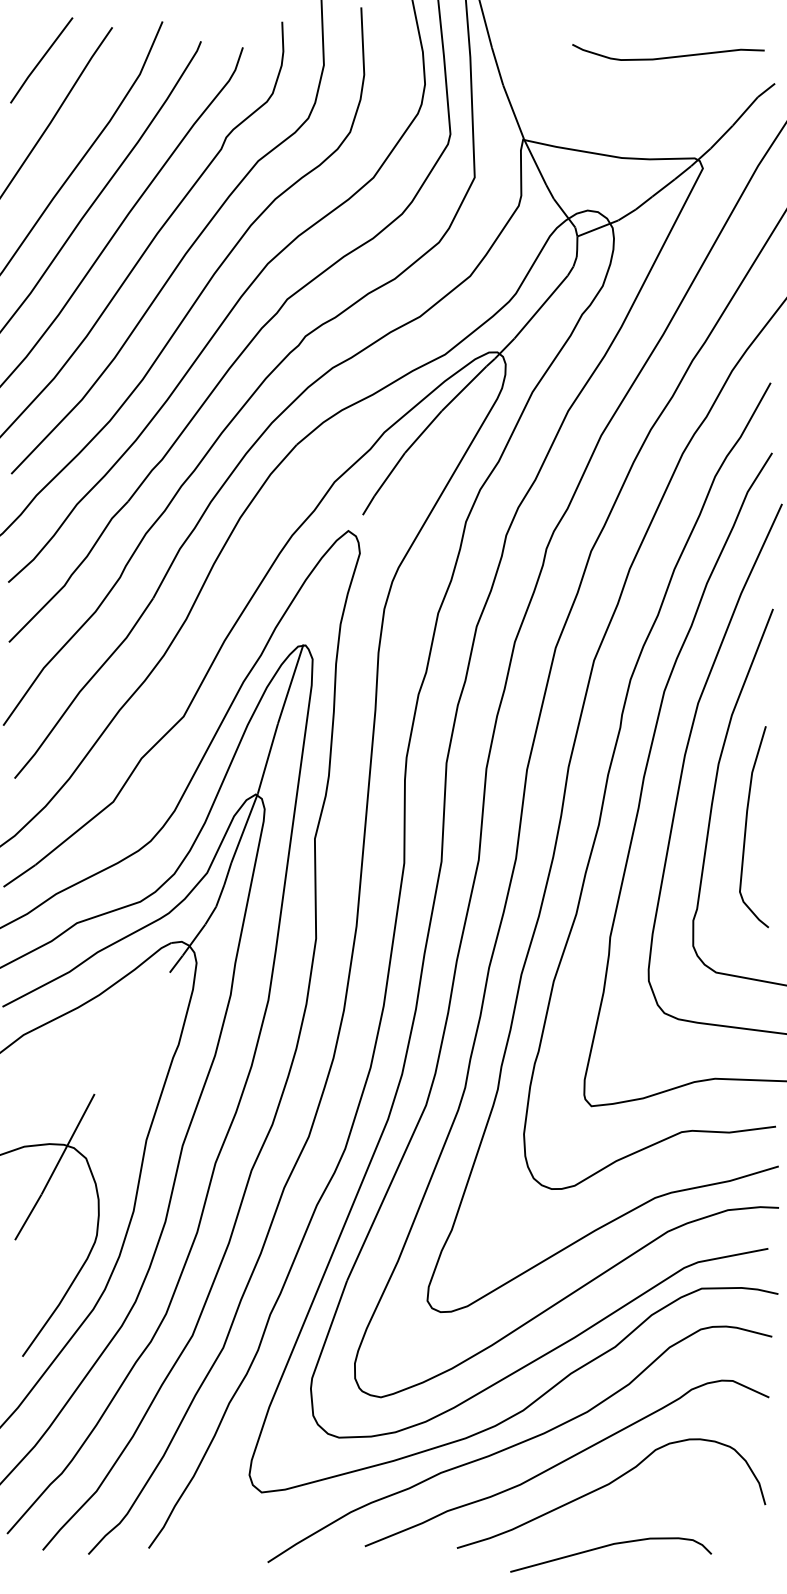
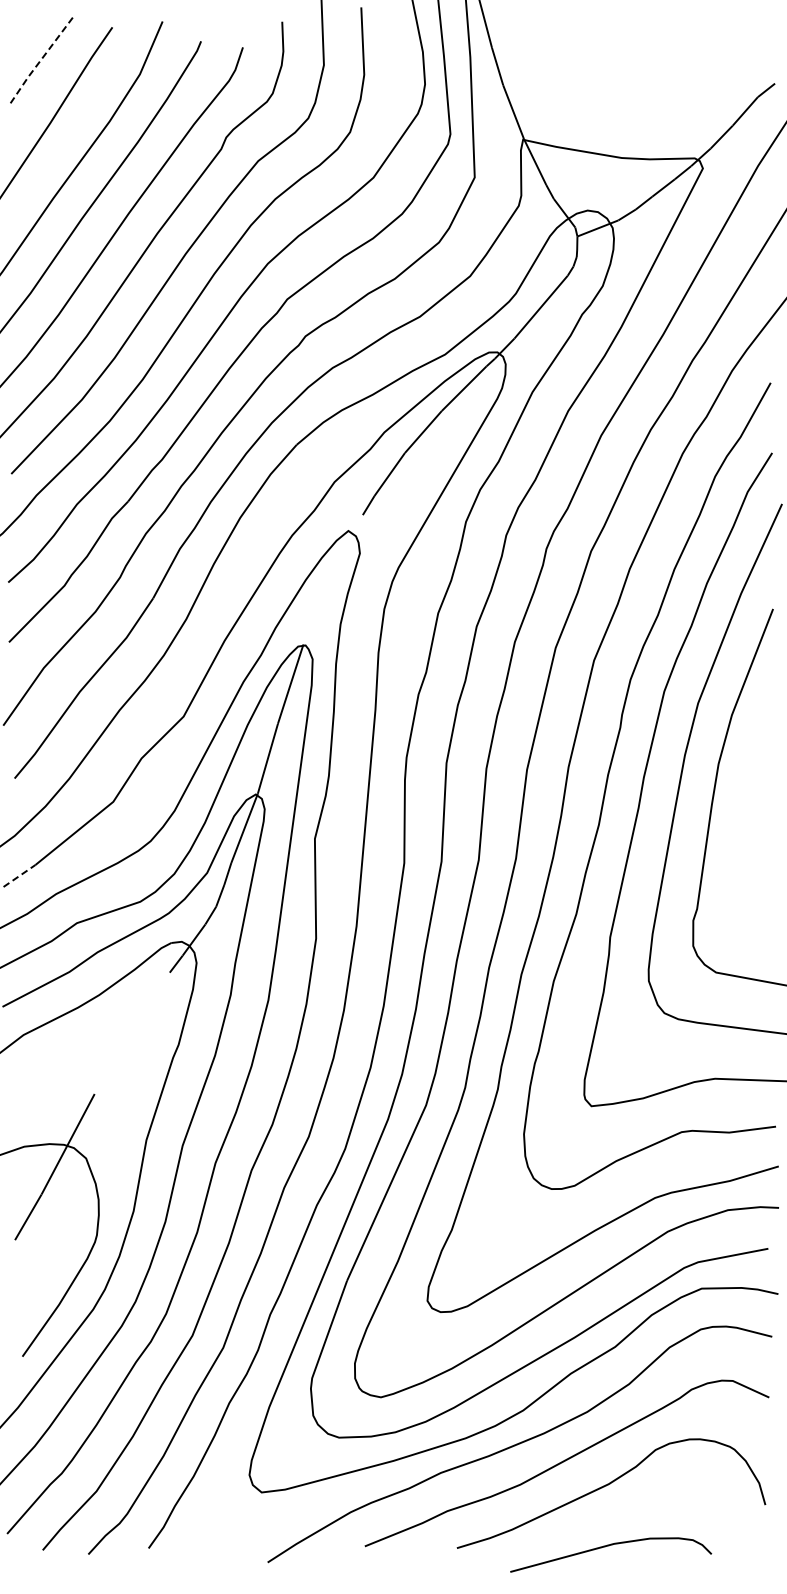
curve: present -> none (668, 56)
line: solid -> dashed (40, 60)
curve: present -> none (746, 827)
line: solid -> dashed (19, 875)
